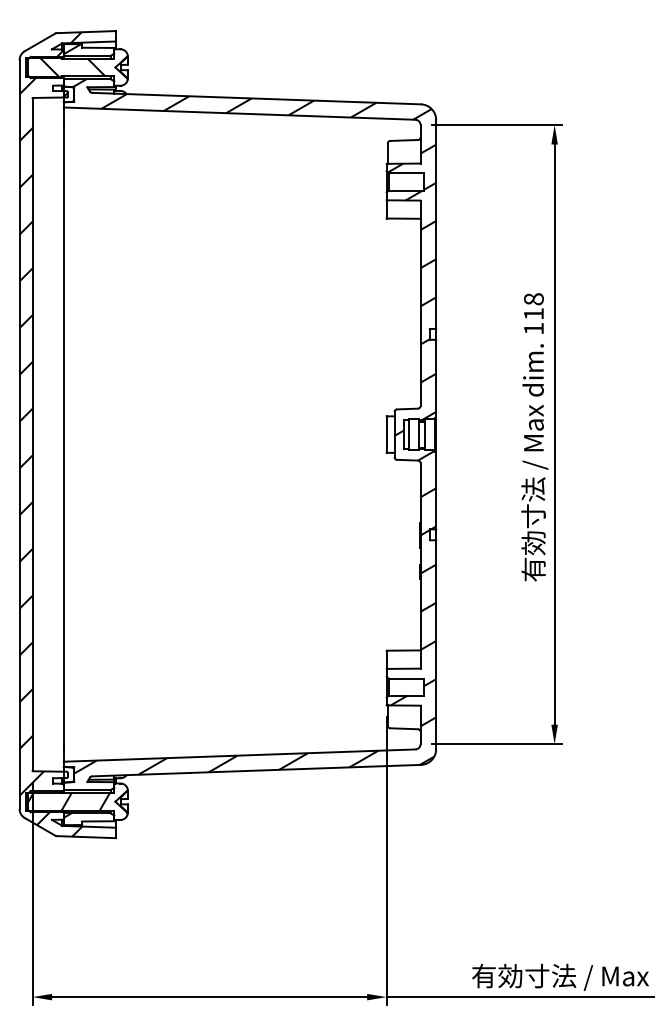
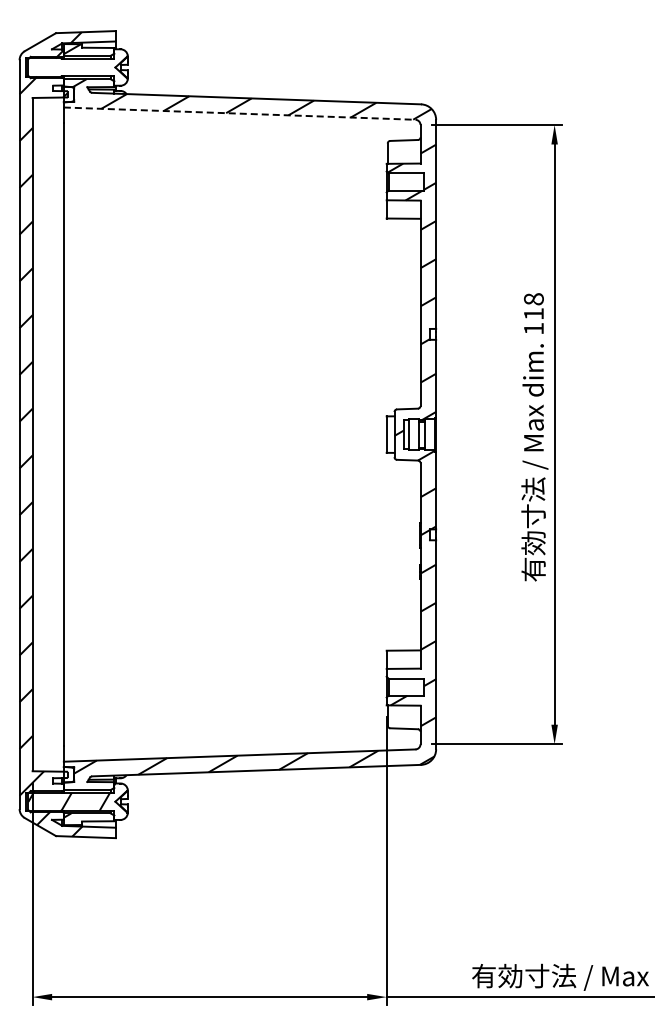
hatch: present -> none (76, 70)
line: solid -> dashed (239, 113)
